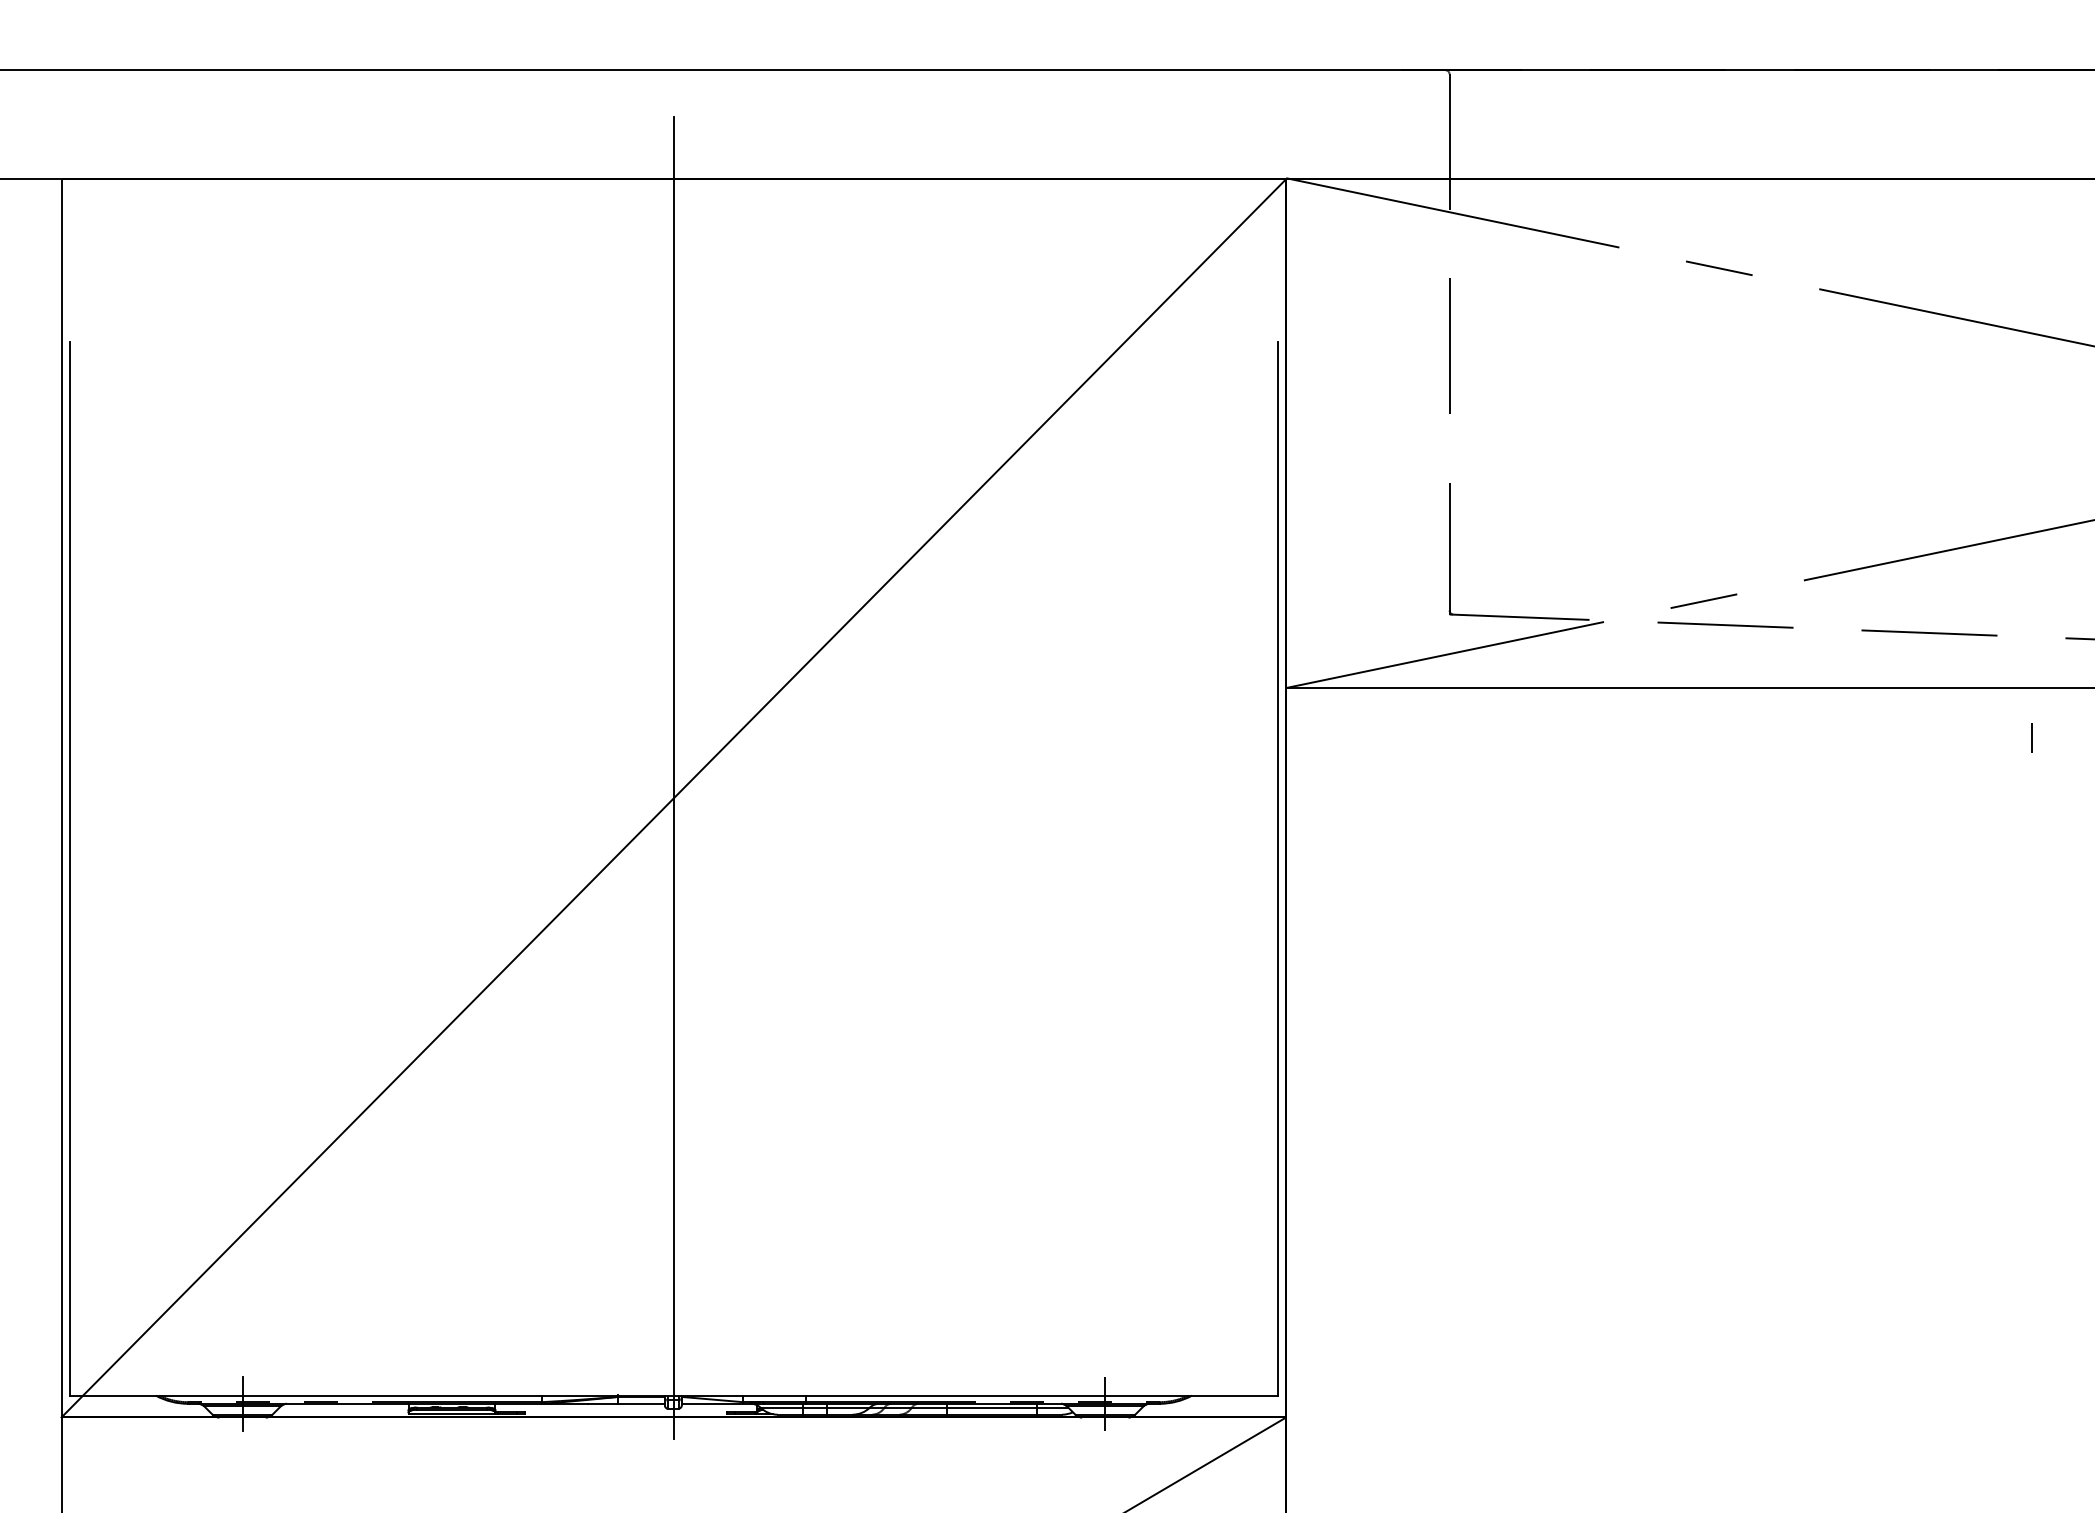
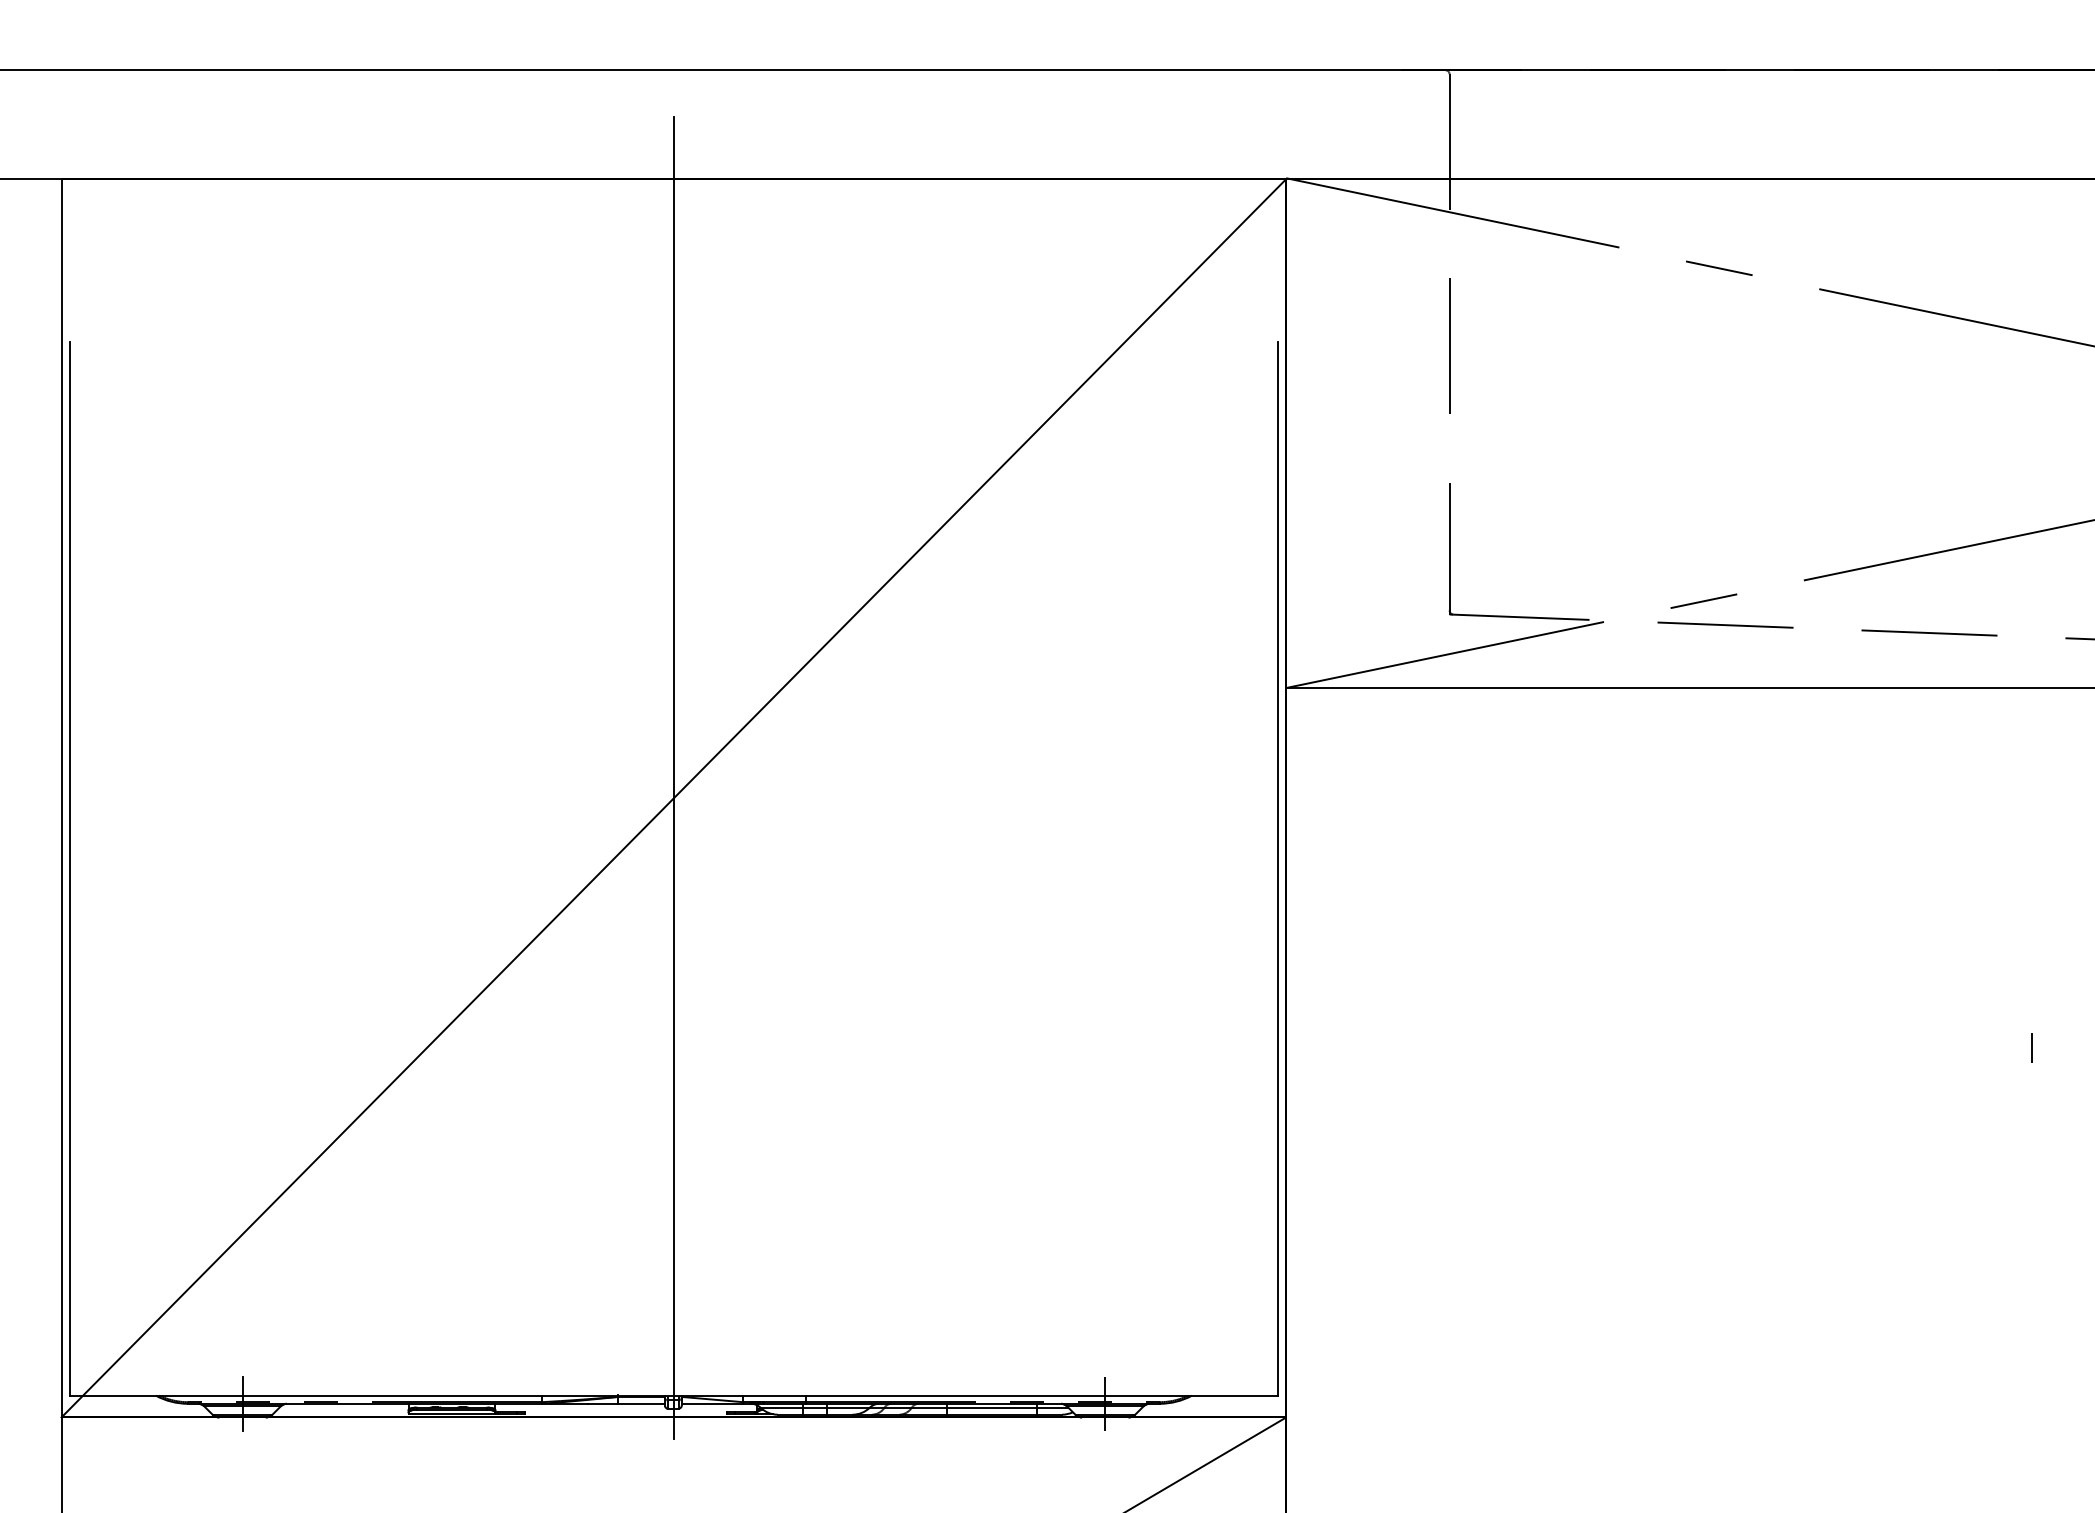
line position: (2031, 737) -> (2031, 1047) (2031, 1047)
